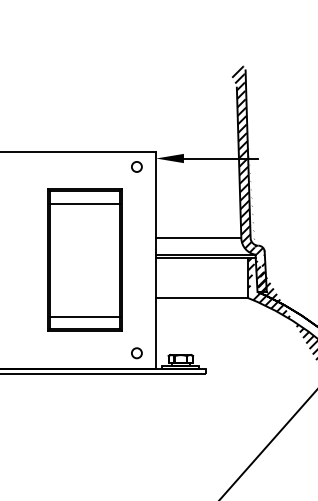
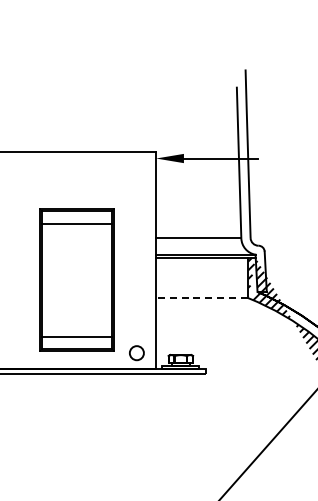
circle: present -> none (136, 166)
hatch: present -> none (249, 178)
part position: (84, 259) -> (76, 279) (76, 279)
line: solid -> dashed (201, 298)
circle size: 12x13 px -> 16x17 px (136, 353)
